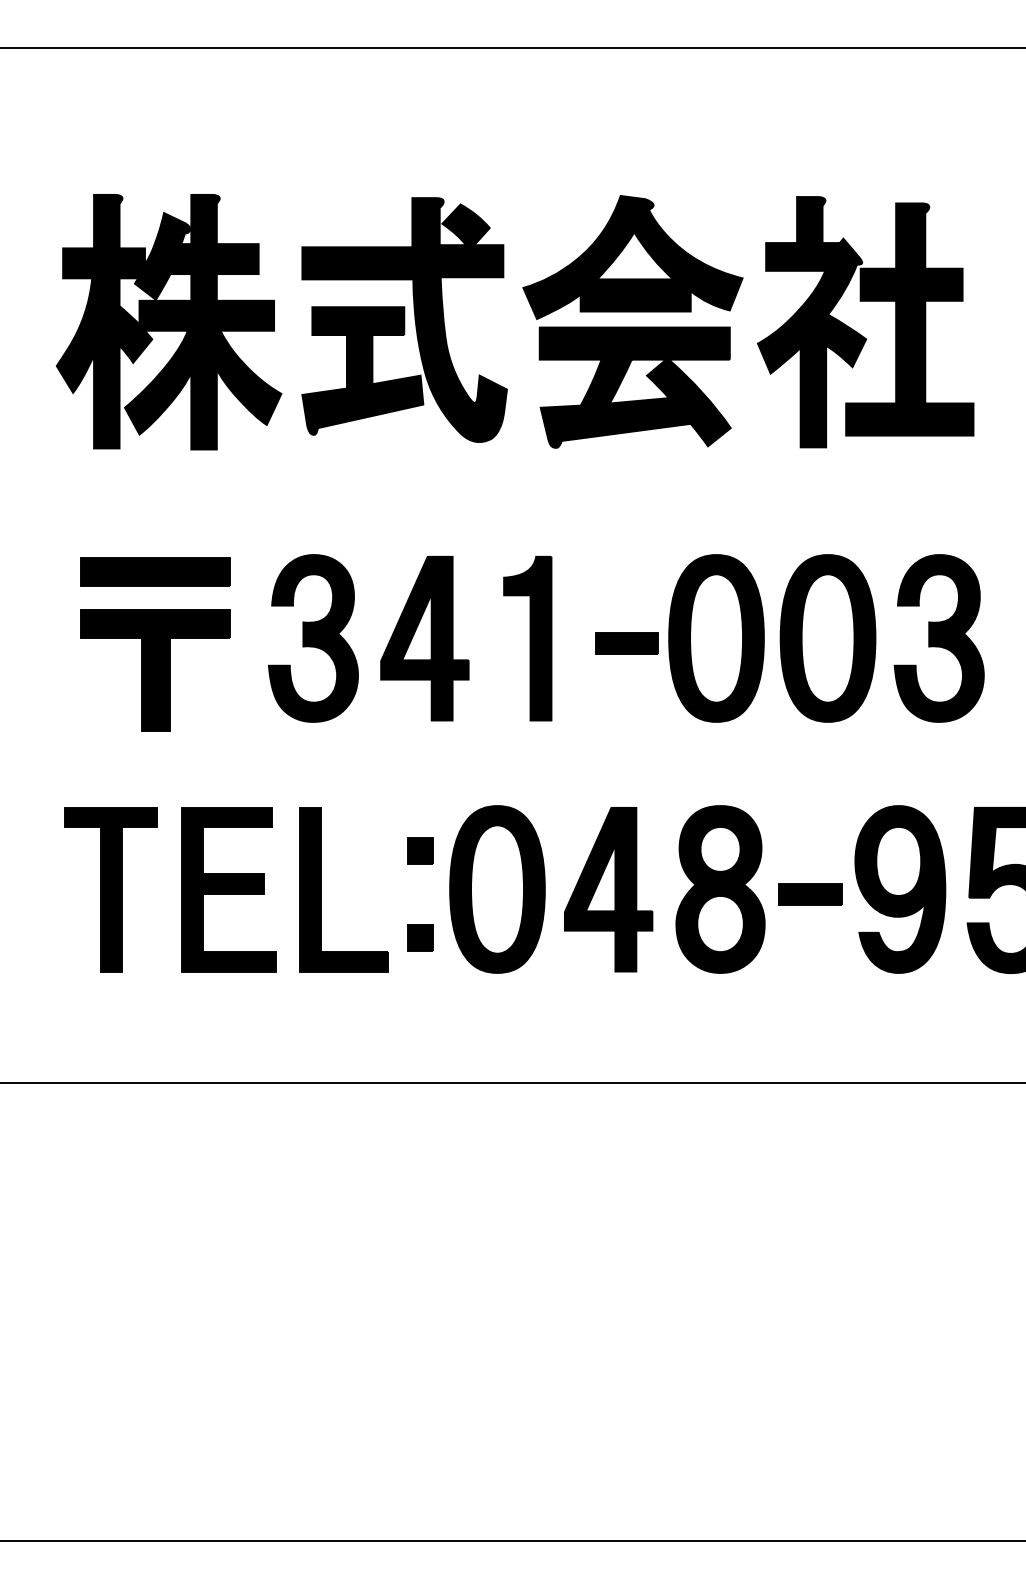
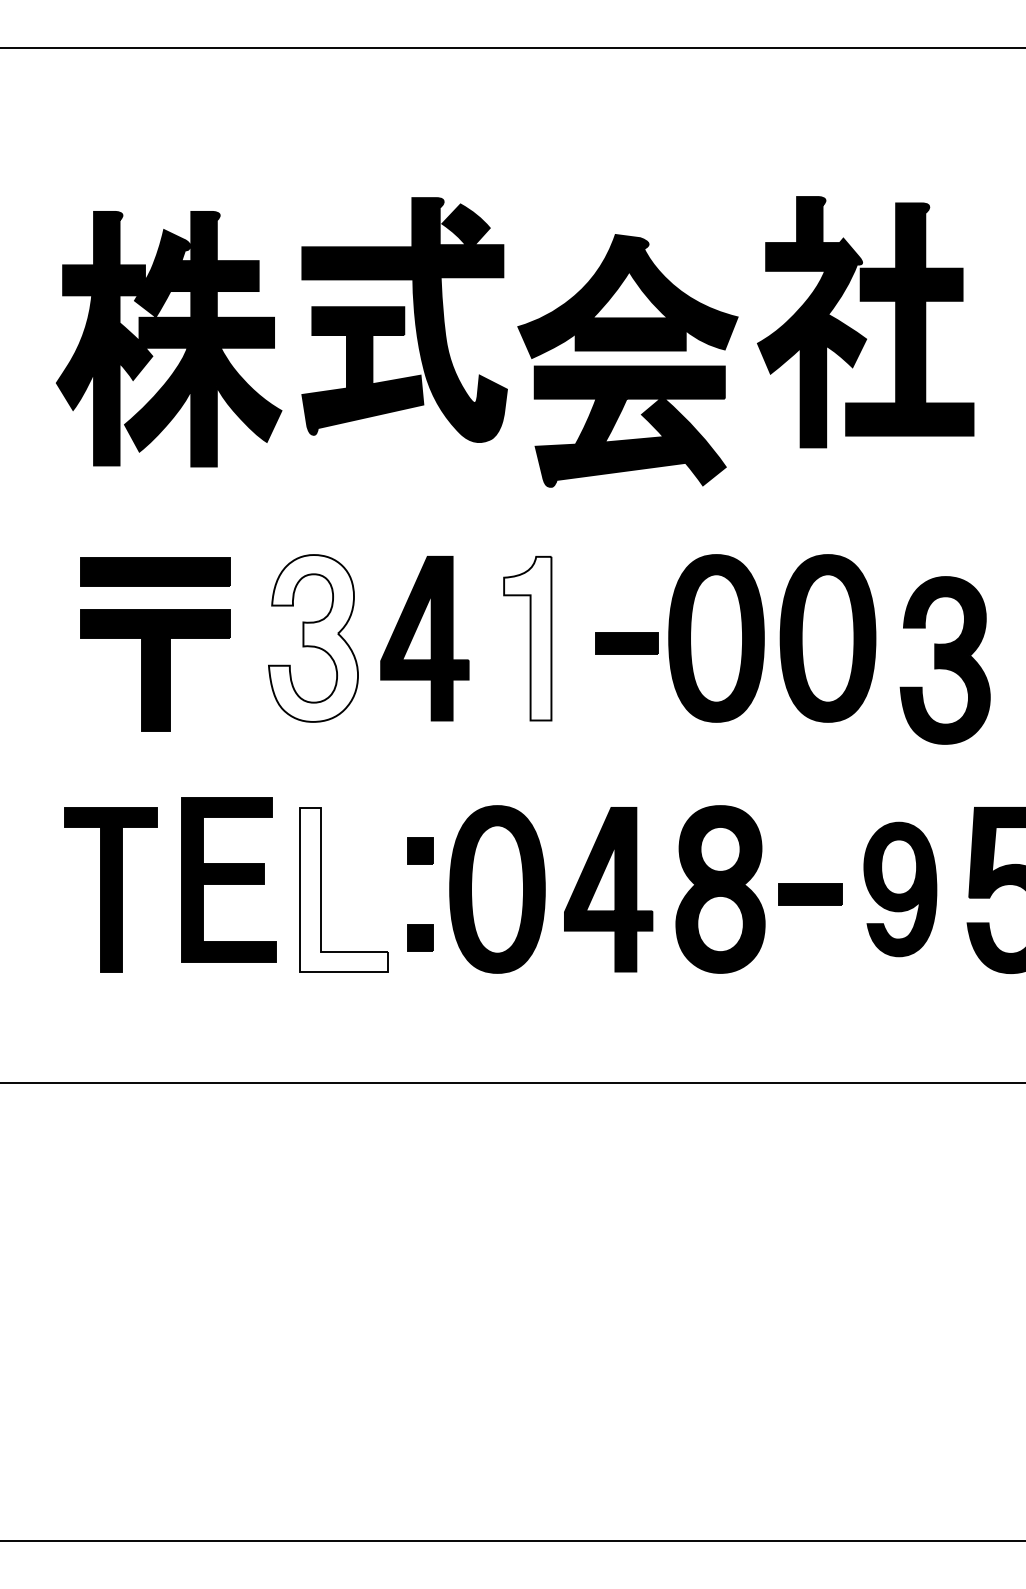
part position: (632, 321) -> (627, 360) (627, 360)
part position: (169, 322) -> (169, 339) (169, 339)
fill: present -> none (313, 638)
fill: present -> none (527, 638)
part position: (938, 638) -> (944, 660) (944, 660)
part position: (228, 889) -> (228, 879) (228, 879)
fill: present -> none (343, 889)
part size: 93x169 px -> 75x137 px (900, 889)
